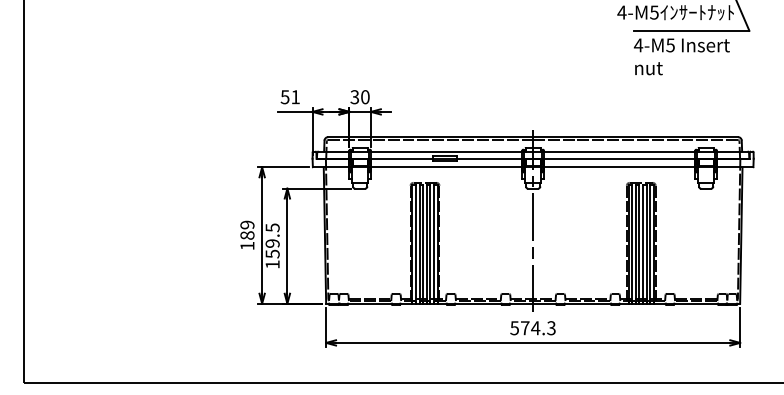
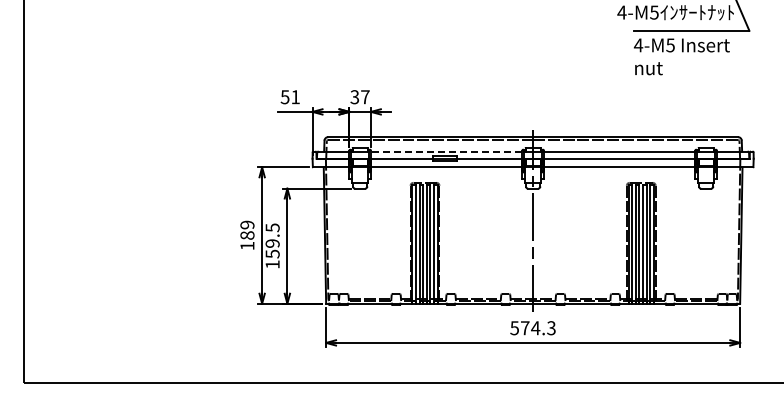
text: 30 -> 37 (365, 97)
line: solid -> dashed (446, 151)
